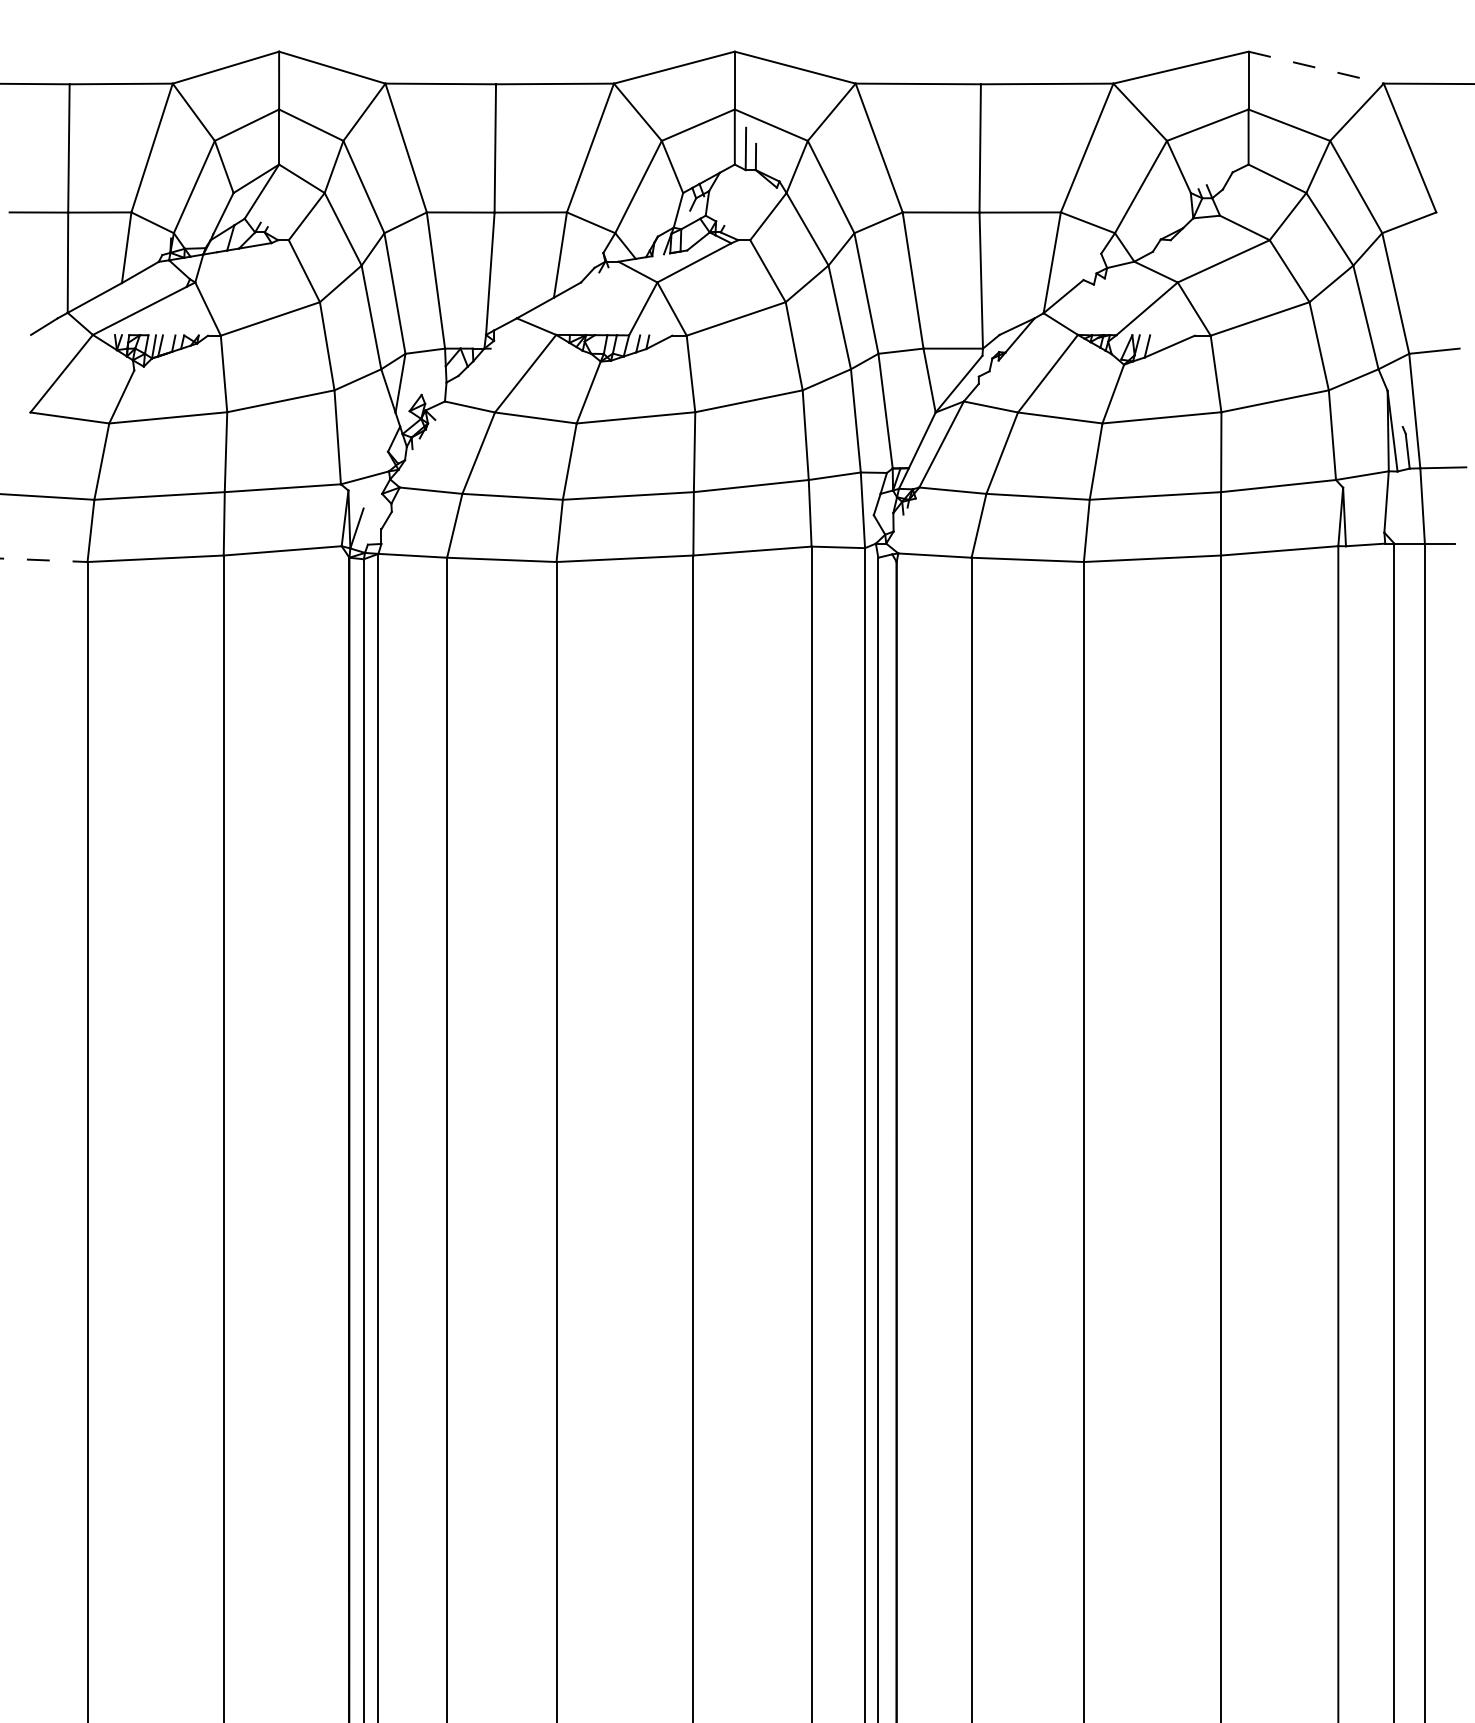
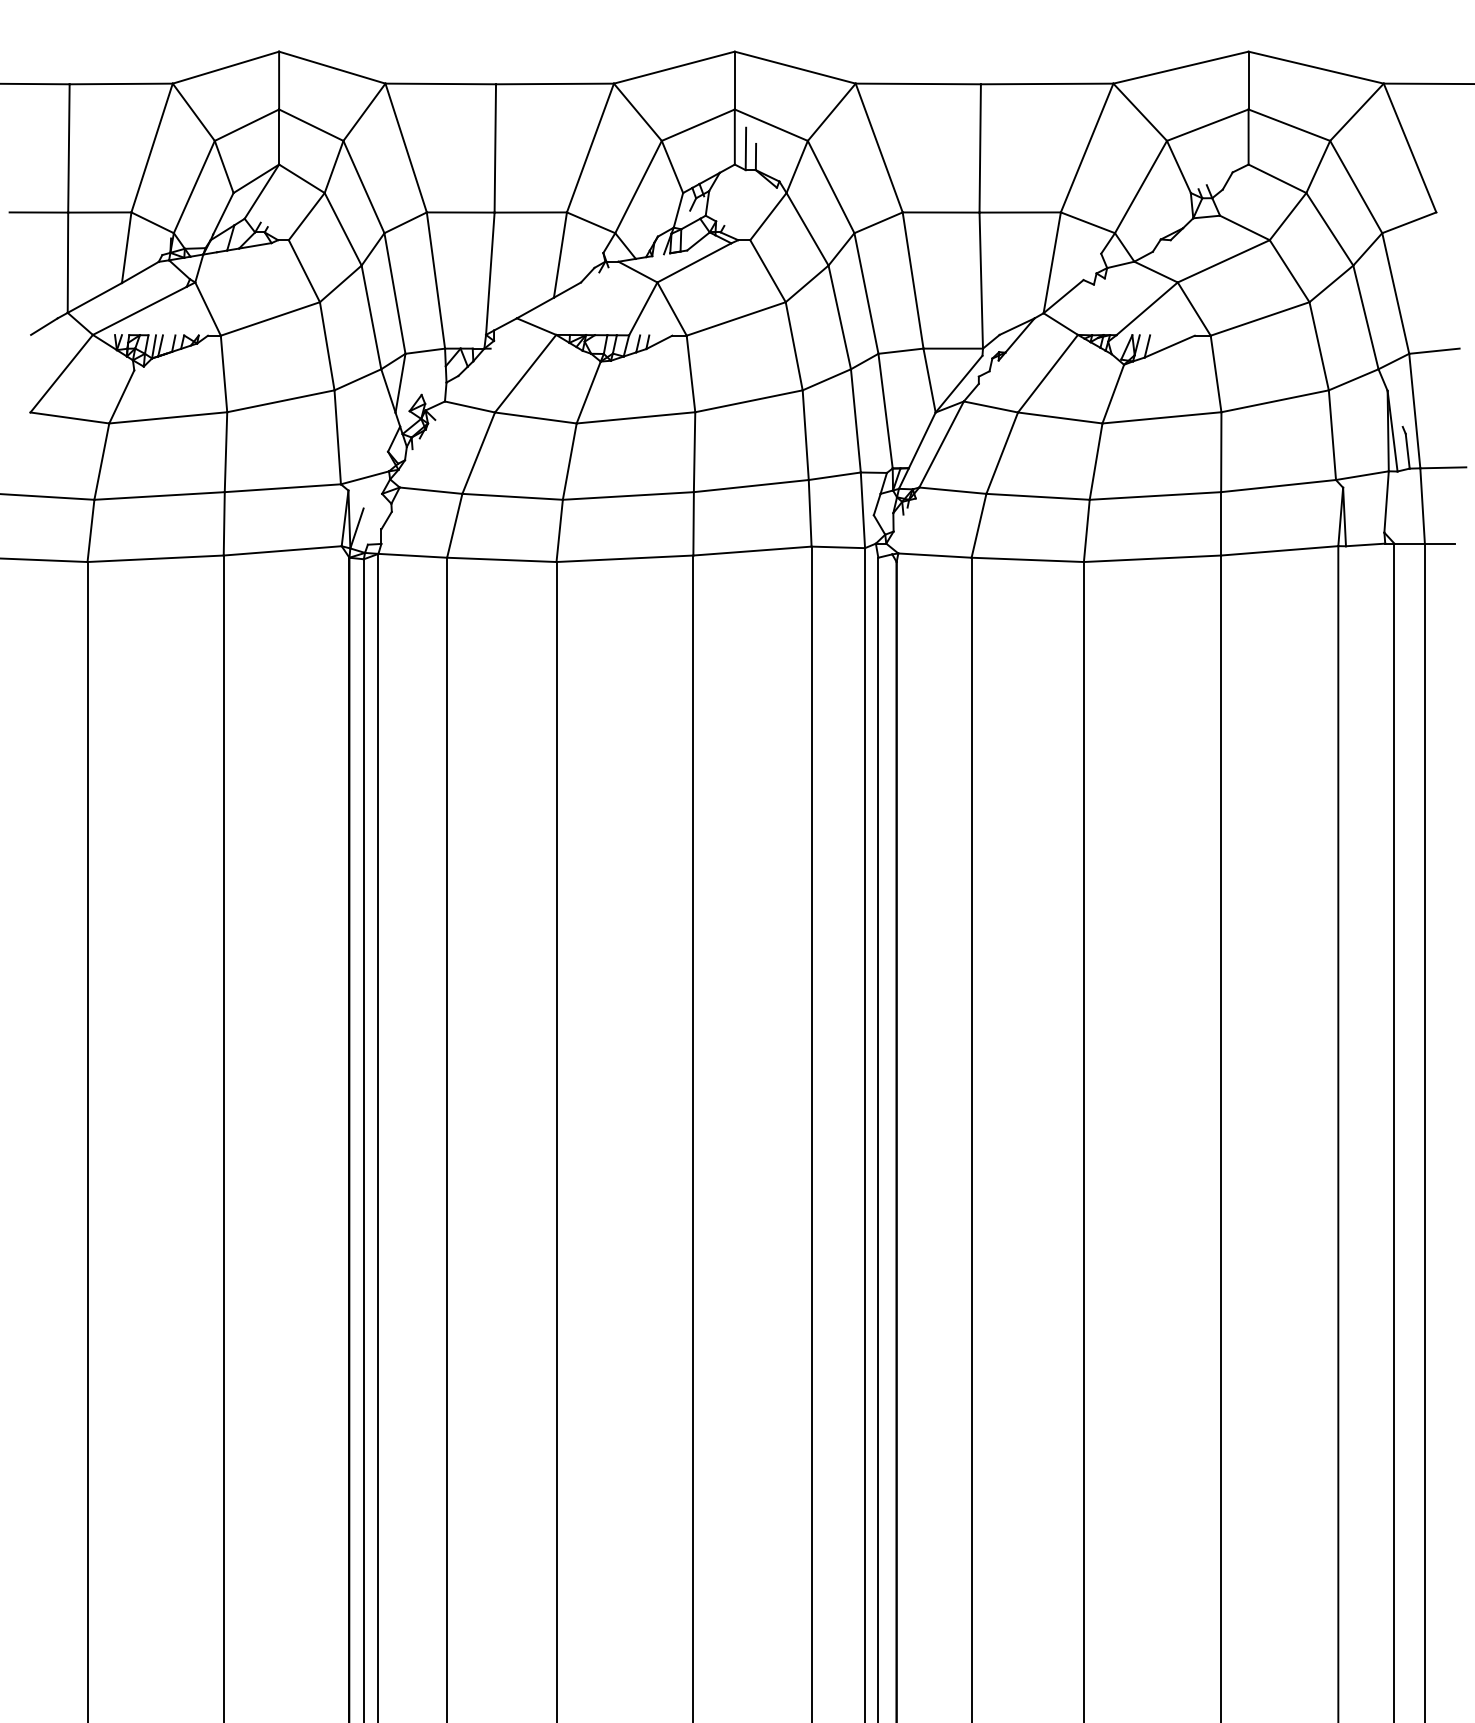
line: dashed -> solid (1316, 67)
line: dashed -> solid (43, 560)
